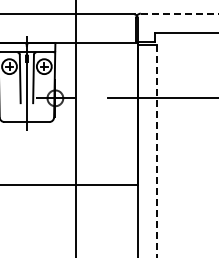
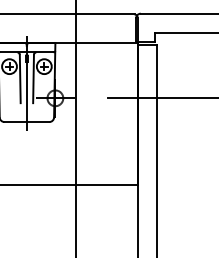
line: dashed -> solid (179, 13)
line: dashed -> solid (156, 151)
